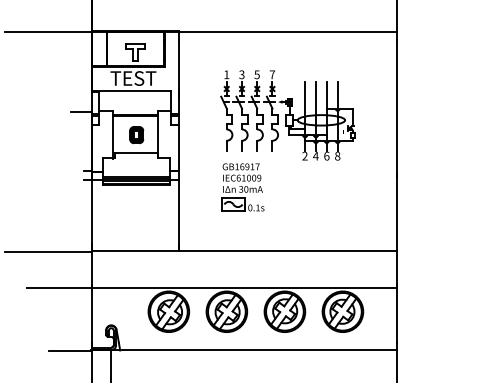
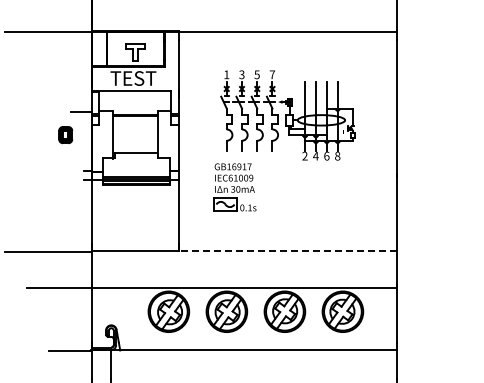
part position: (136, 135) -> (65, 135) (65, 135)
part position: (242, 187) -> (234, 187) (234, 187)
line: solid -> dashed (287, 251)
